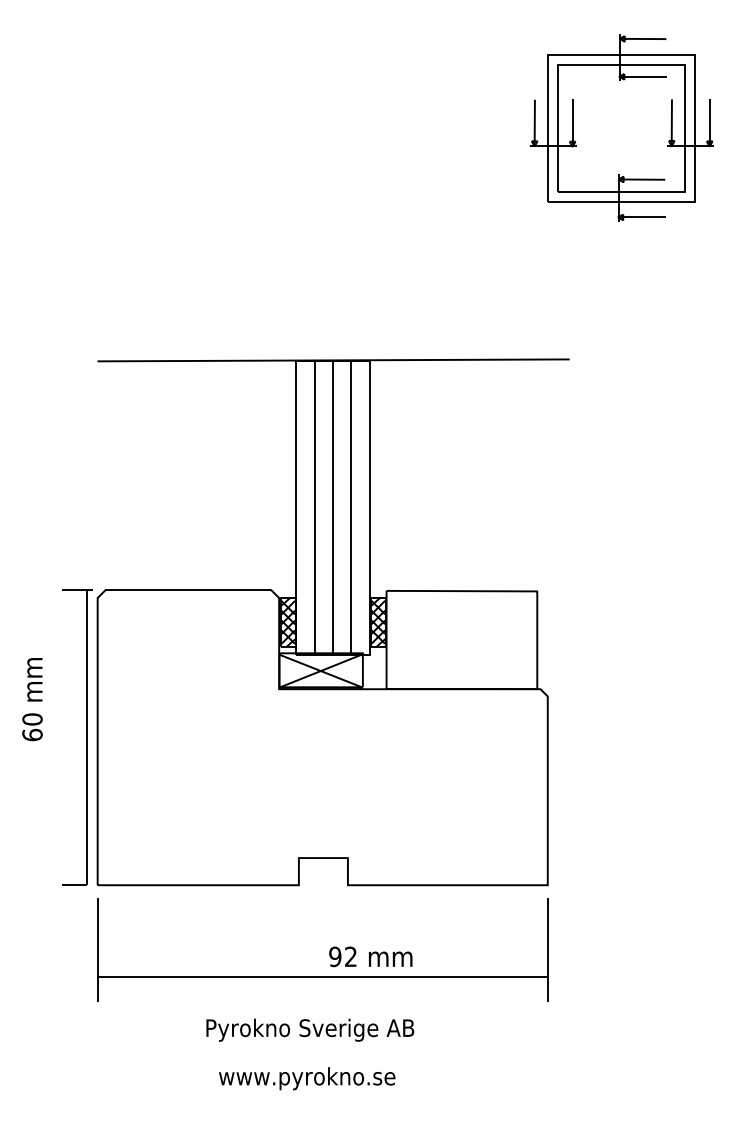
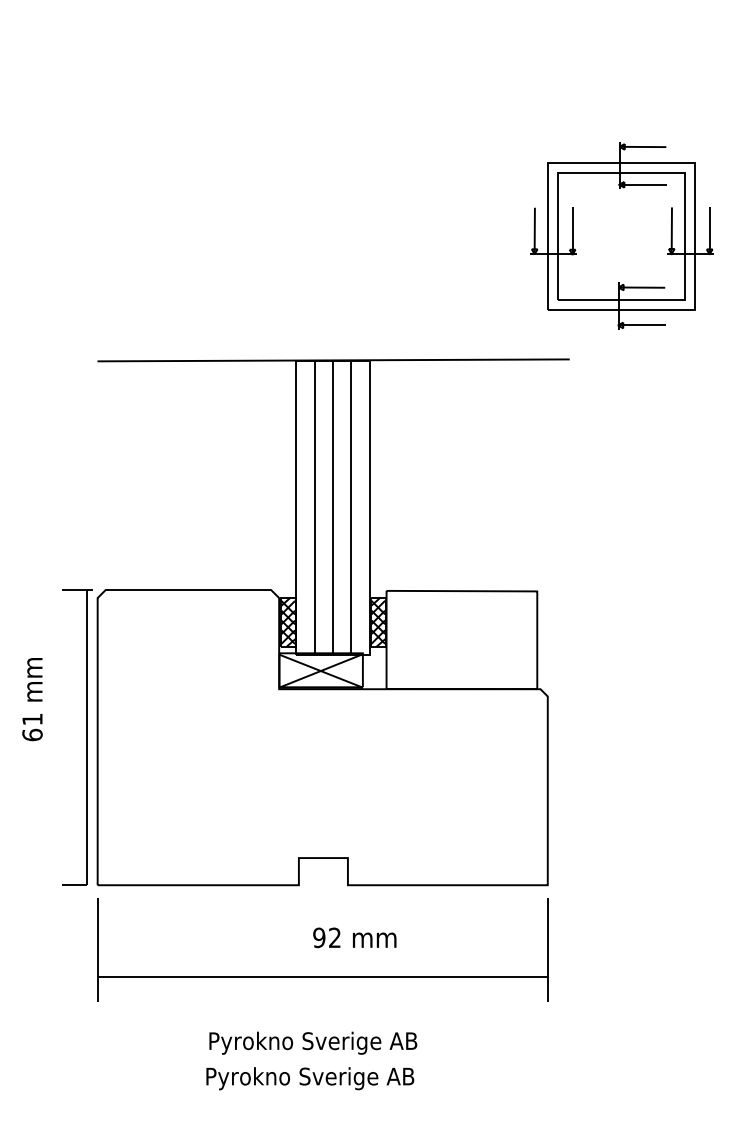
part position: (621, 127) -> (621, 235) (621, 235)
text: 60 -> 61 (32, 719)
text position: (370, 956) -> (354, 937) (354, 937)
text position: (310, 1029) -> (313, 1042) (313, 1042)
text: www.pyrokno.se -> Pyrokno Sverige AB (310, 1078)
